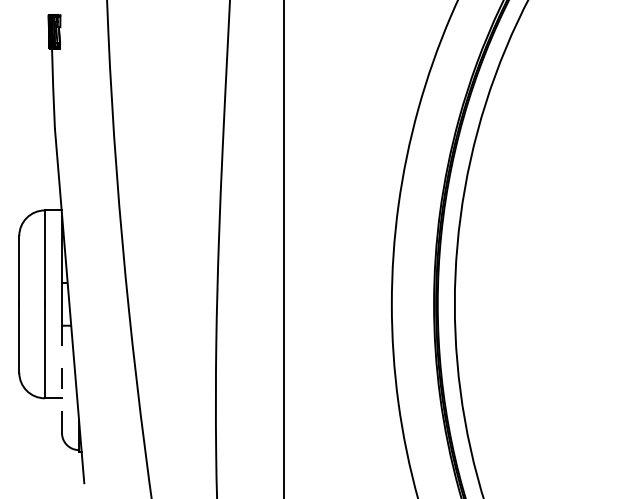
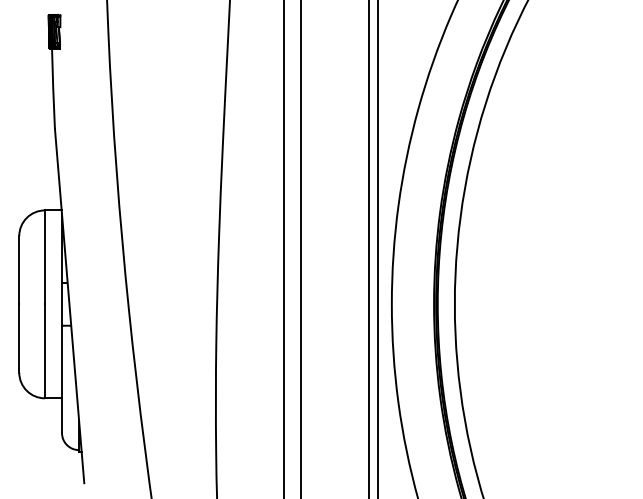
line: none -> present (301, 248)
line: none -> present (369, 248)
line: none -> present (378, 248)
line: dashed -> solid (61, 379)
